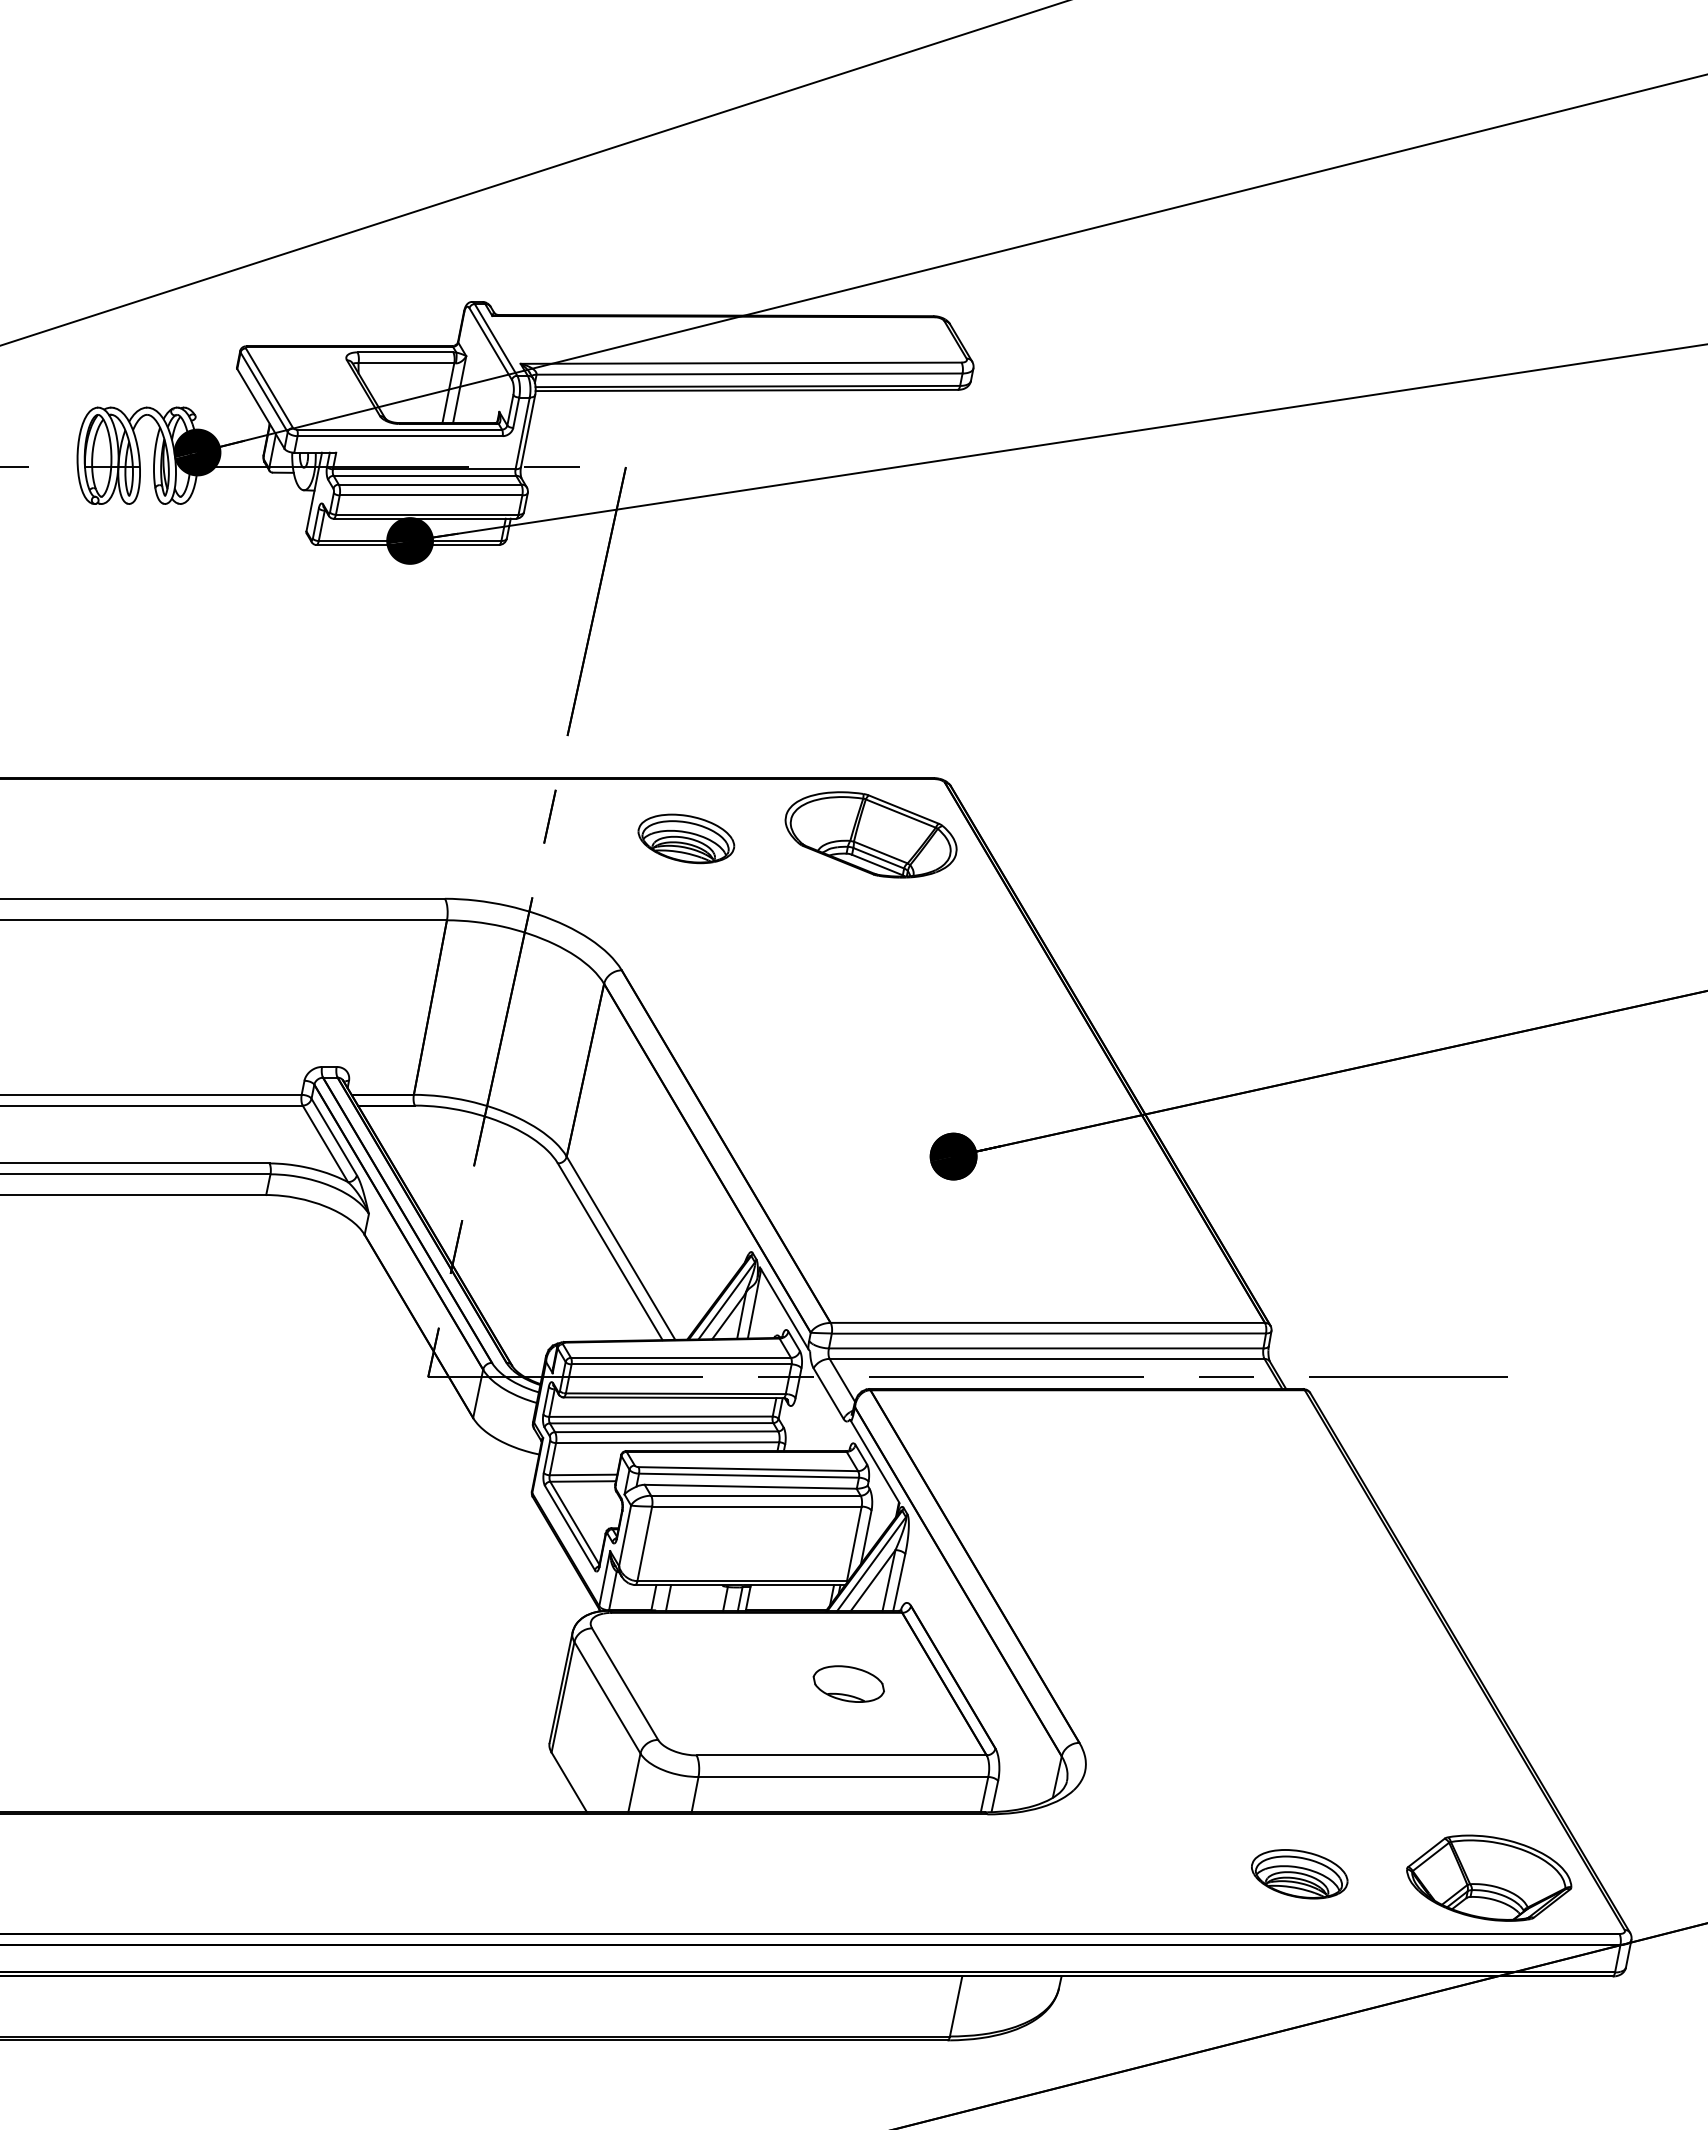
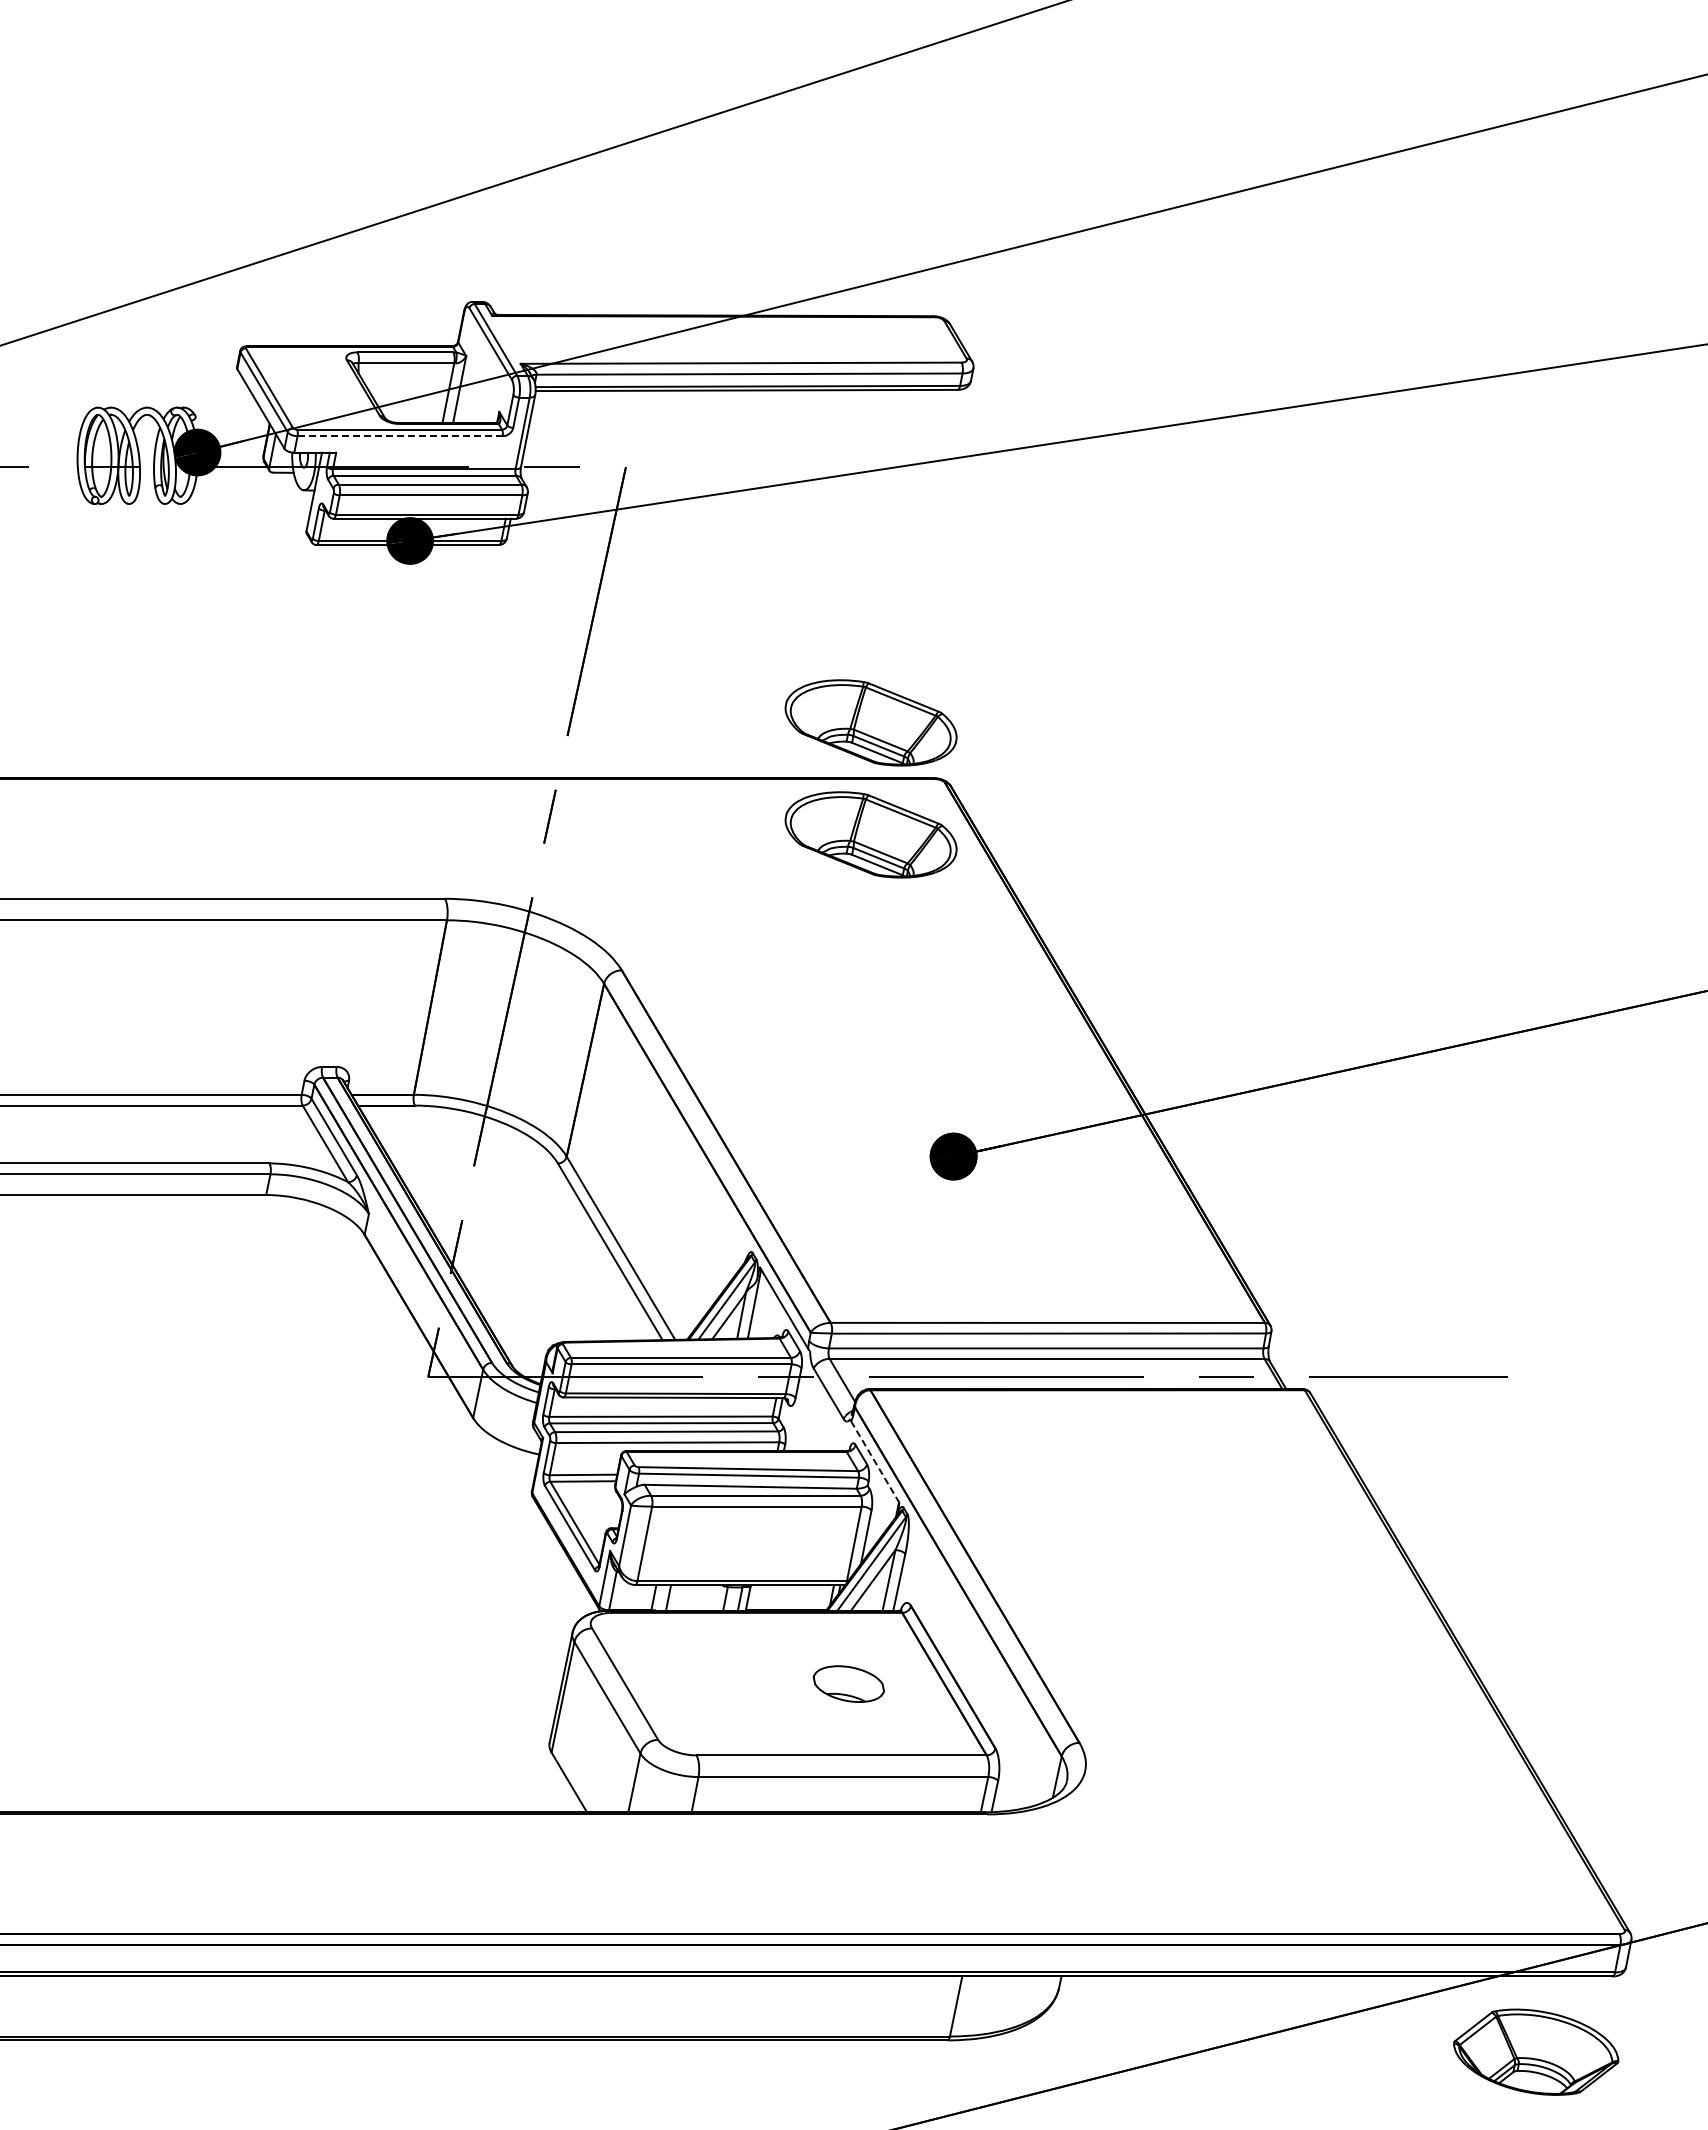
line: solid -> dashed (400, 436)
part: none -> present (870, 722)
part: present -> none (686, 838)
line: solid -> dashed (875, 1461)
part: present -> none (1299, 1874)
part position: (1489, 1877) -> (1536, 2051) (1536, 2051)
